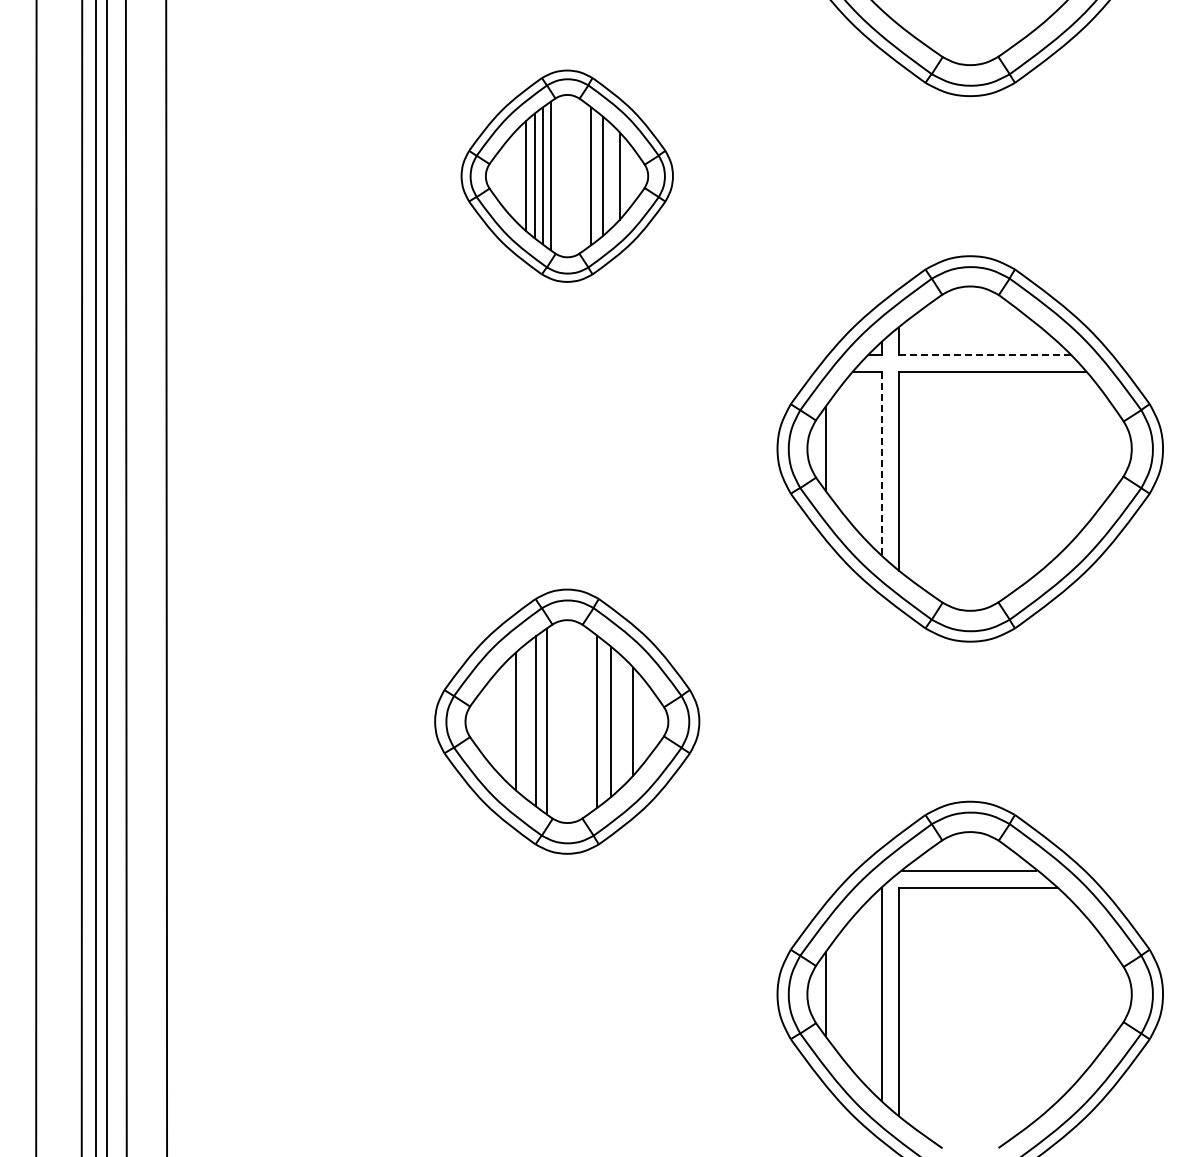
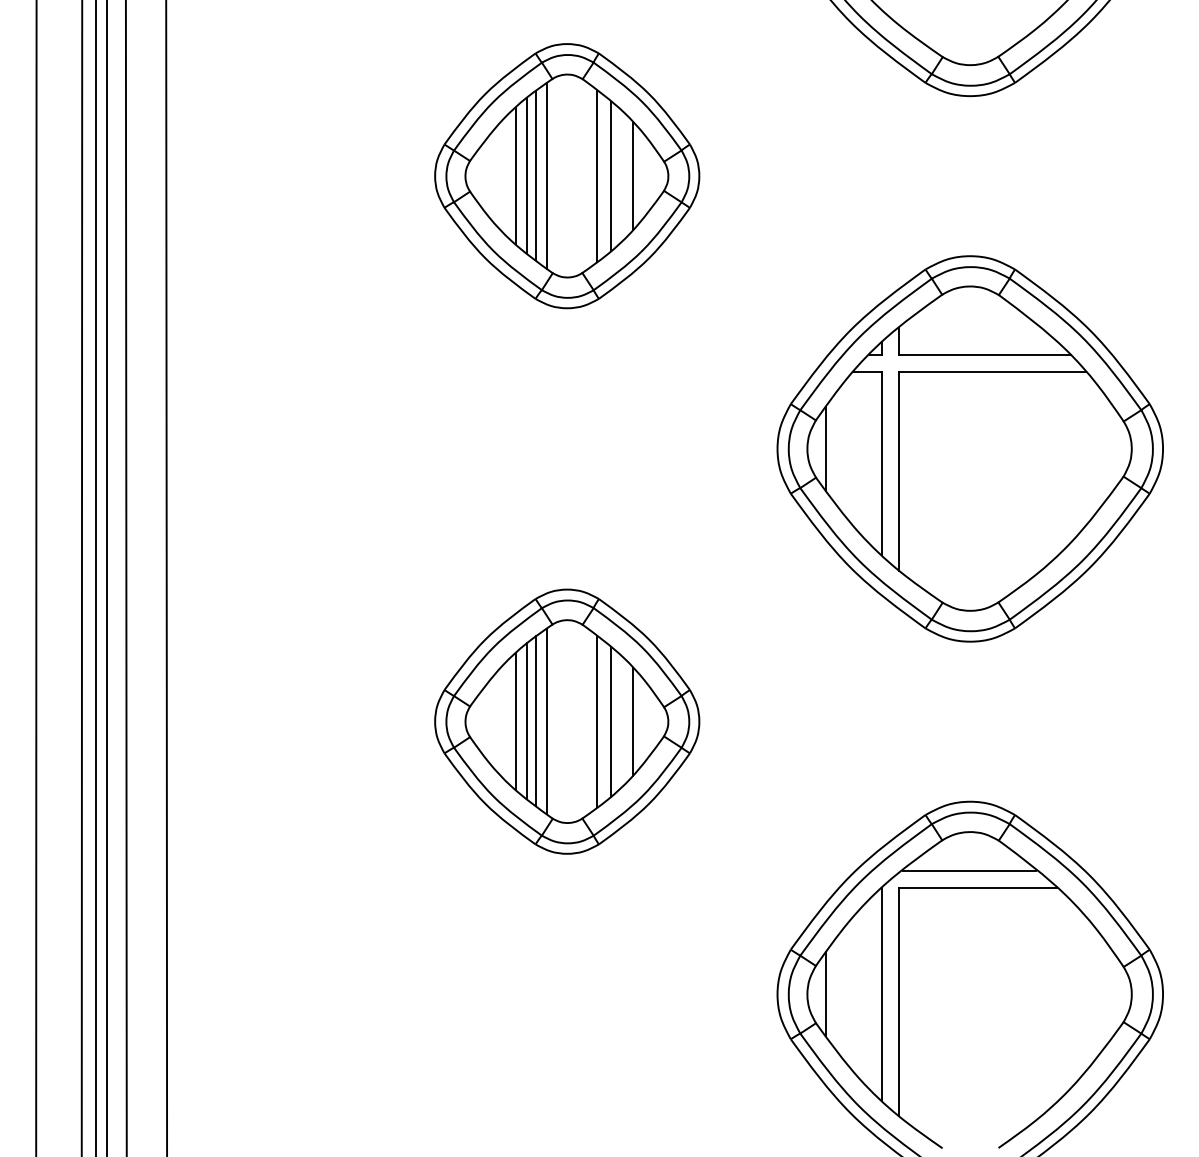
part size: 214x214 px -> 267x267 px (567, 176)
line: dashed -> solid (985, 355)
line: dashed -> solid (881, 464)
line: none -> present (526, 720)
